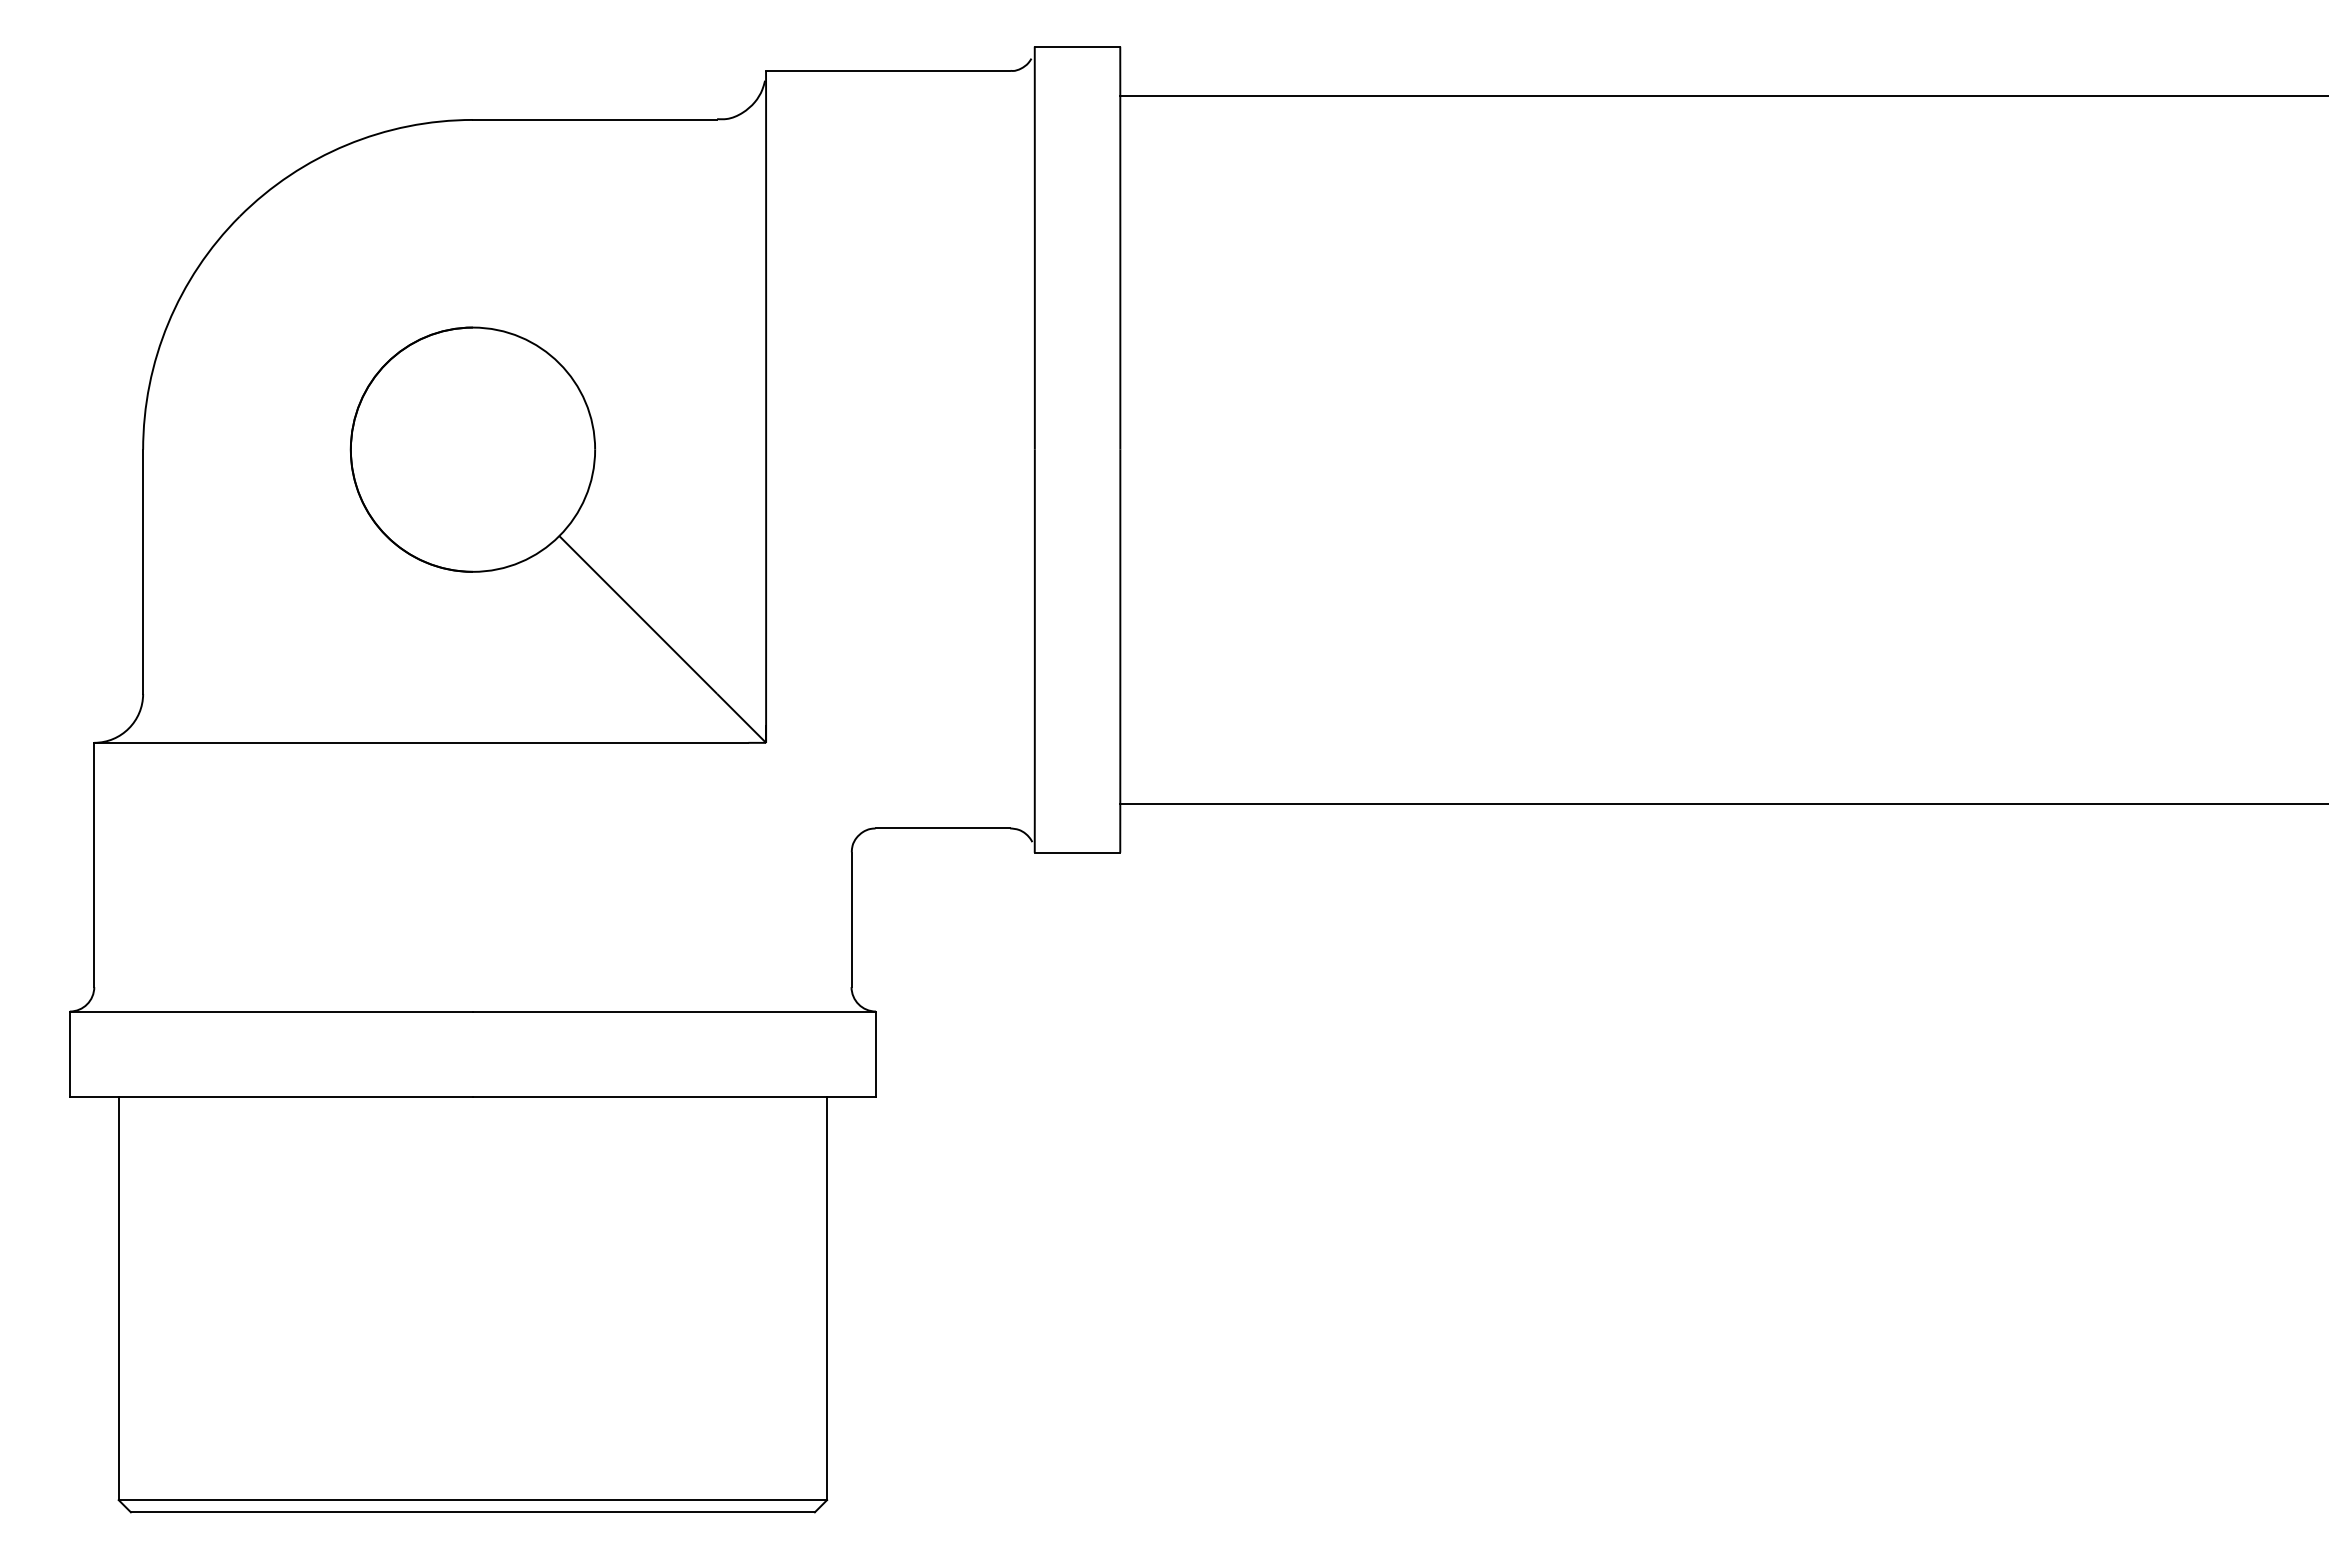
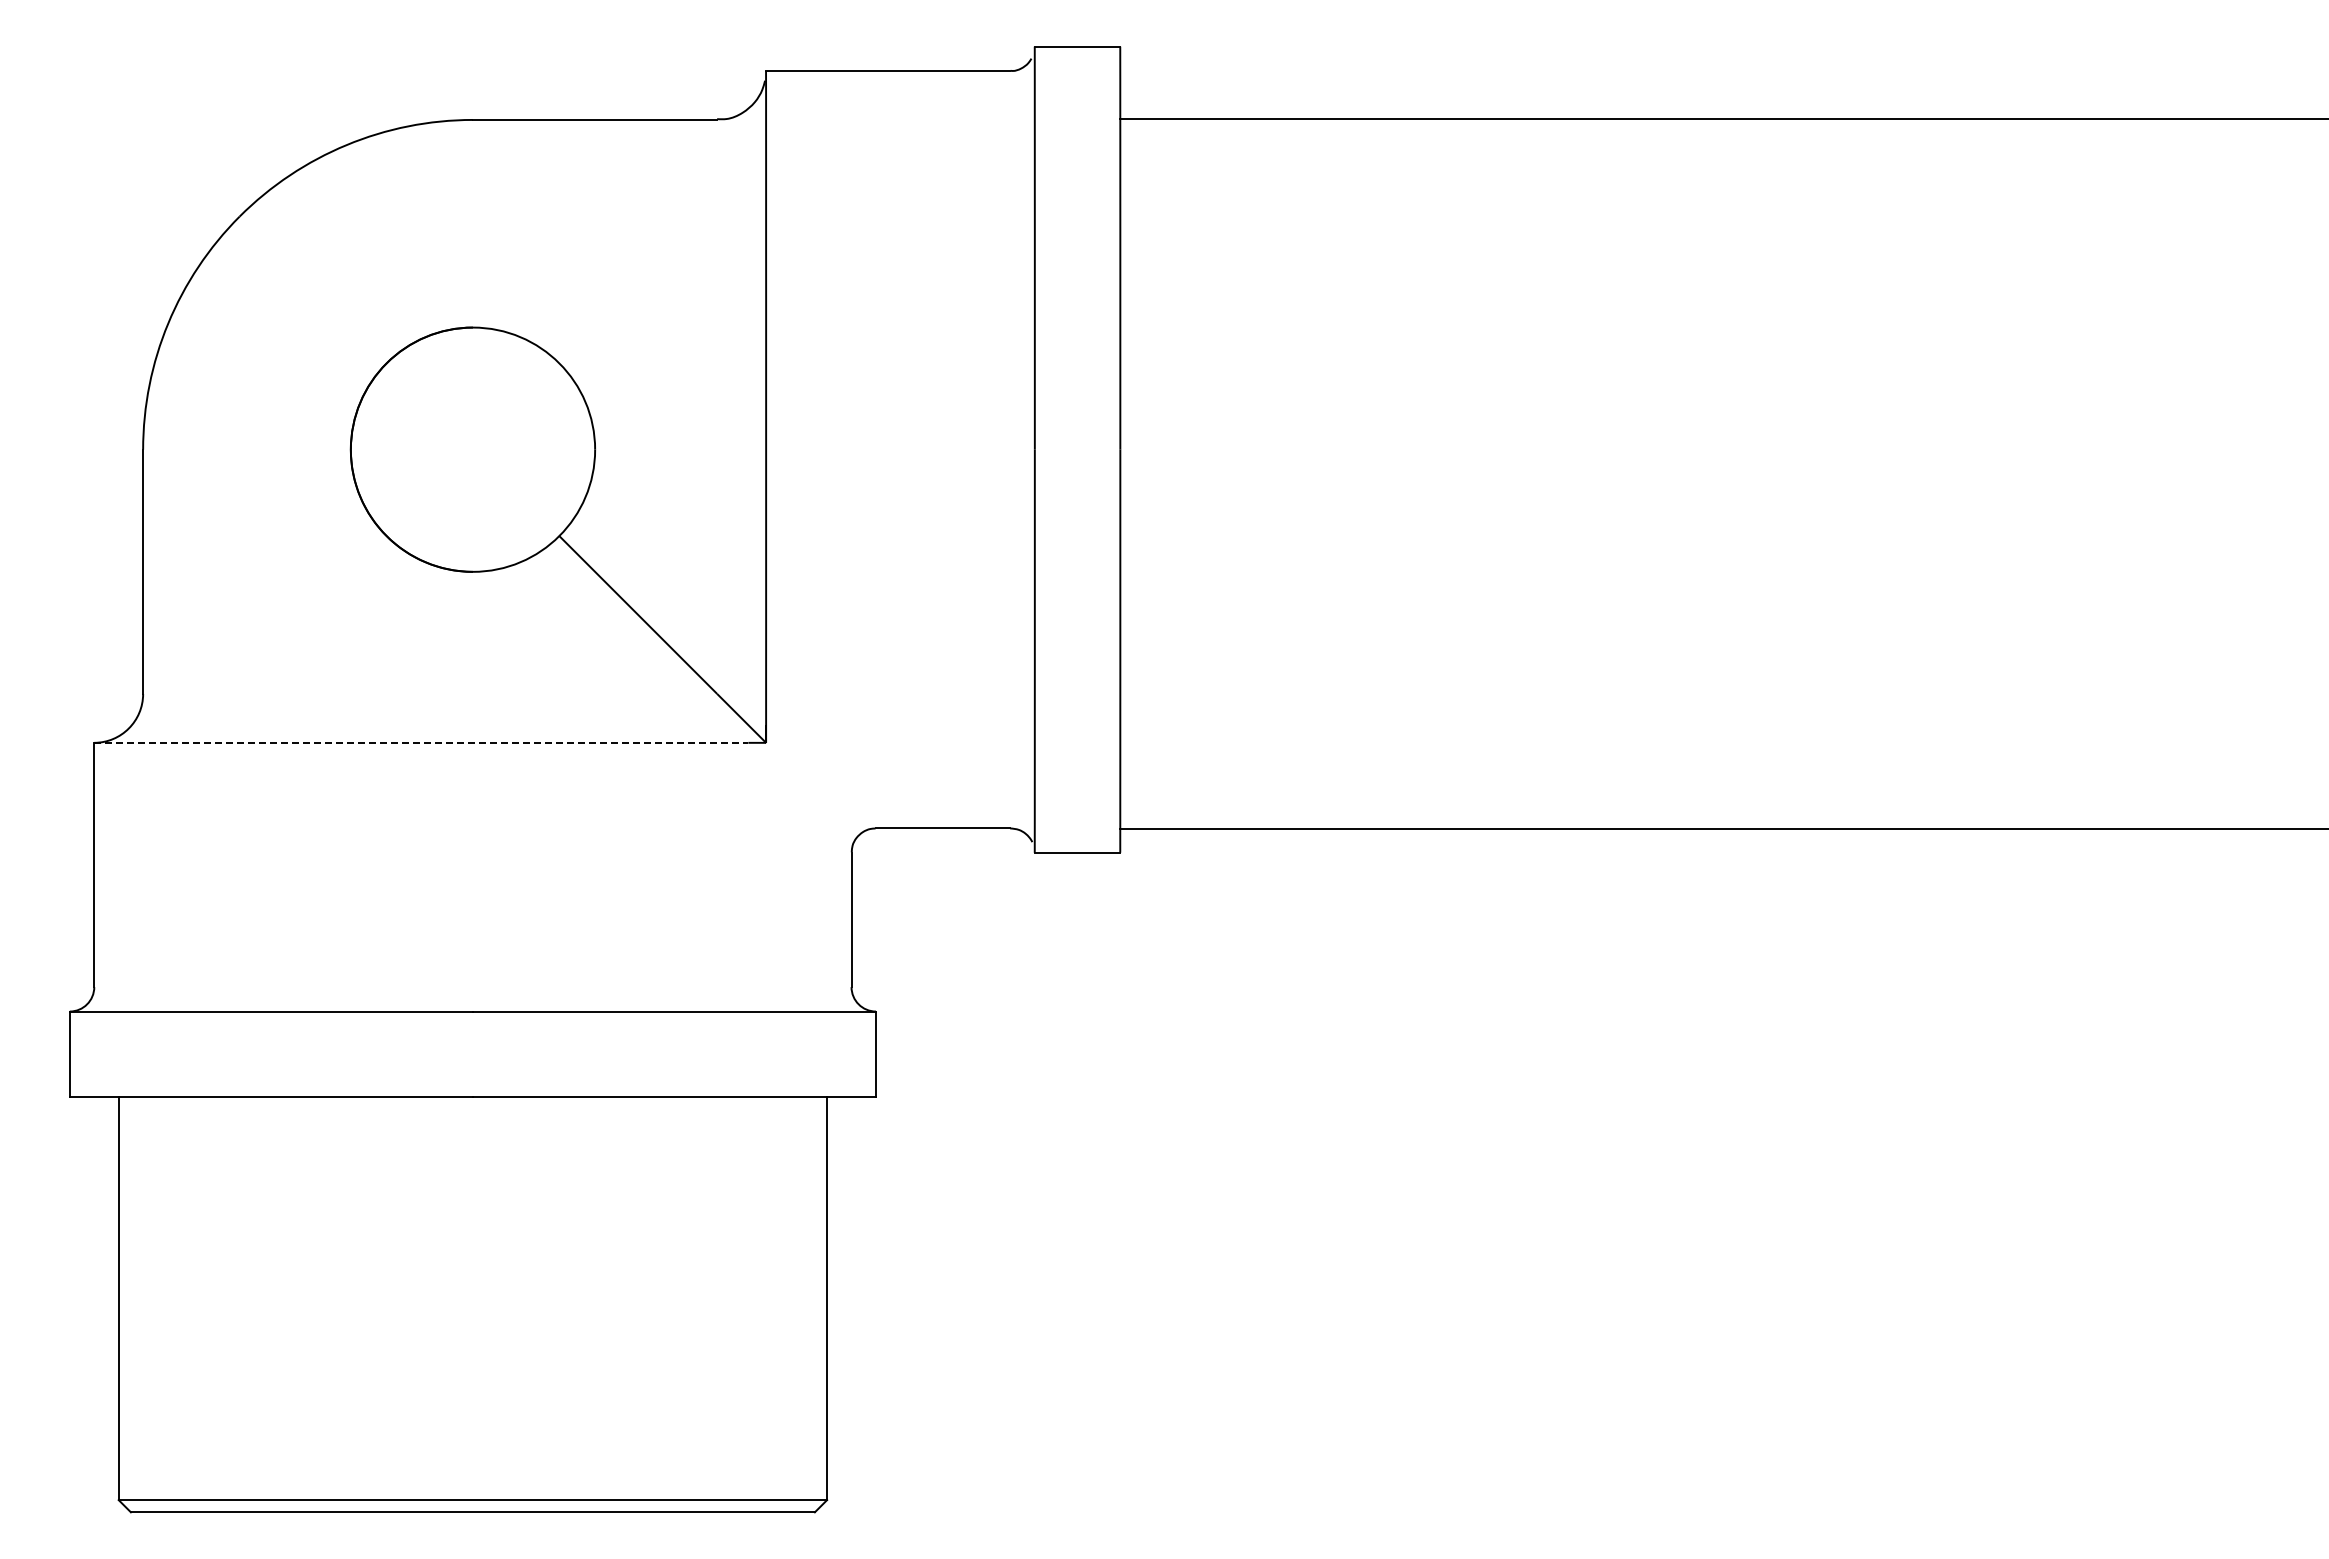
line position: (1722, 95) -> (1722, 118) (1722, 118)
line: solid -> dashed (421, 742)
line position: (1722, 803) -> (1722, 828) (1722, 828)
